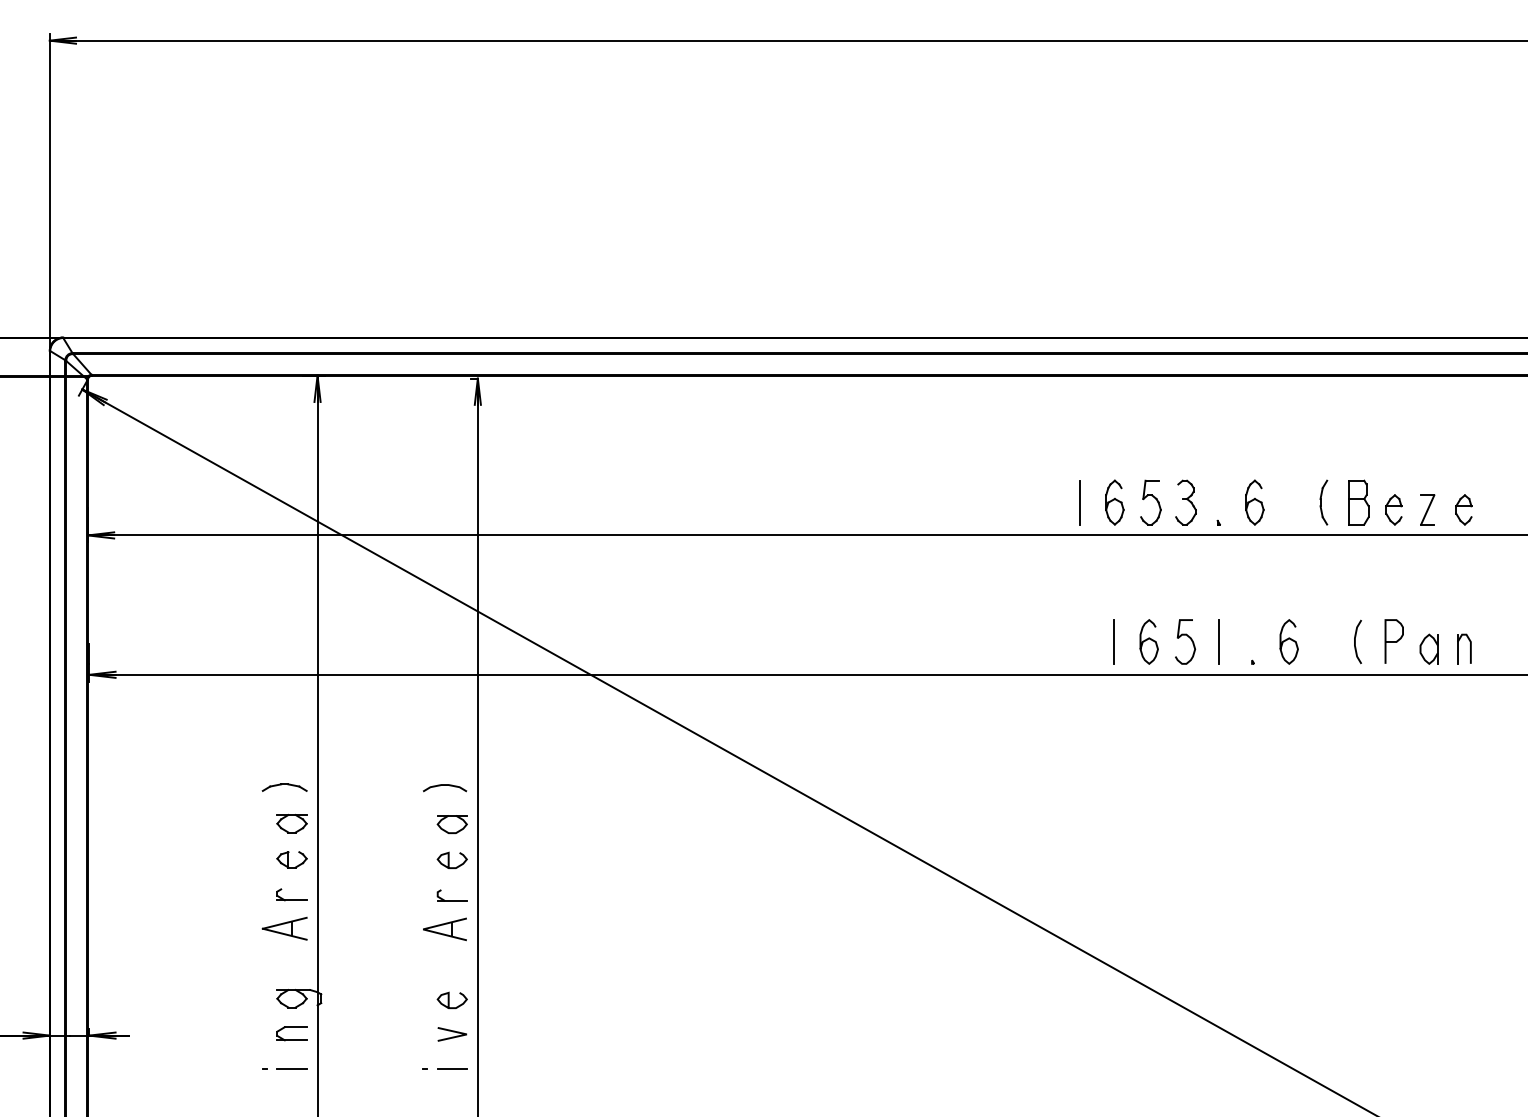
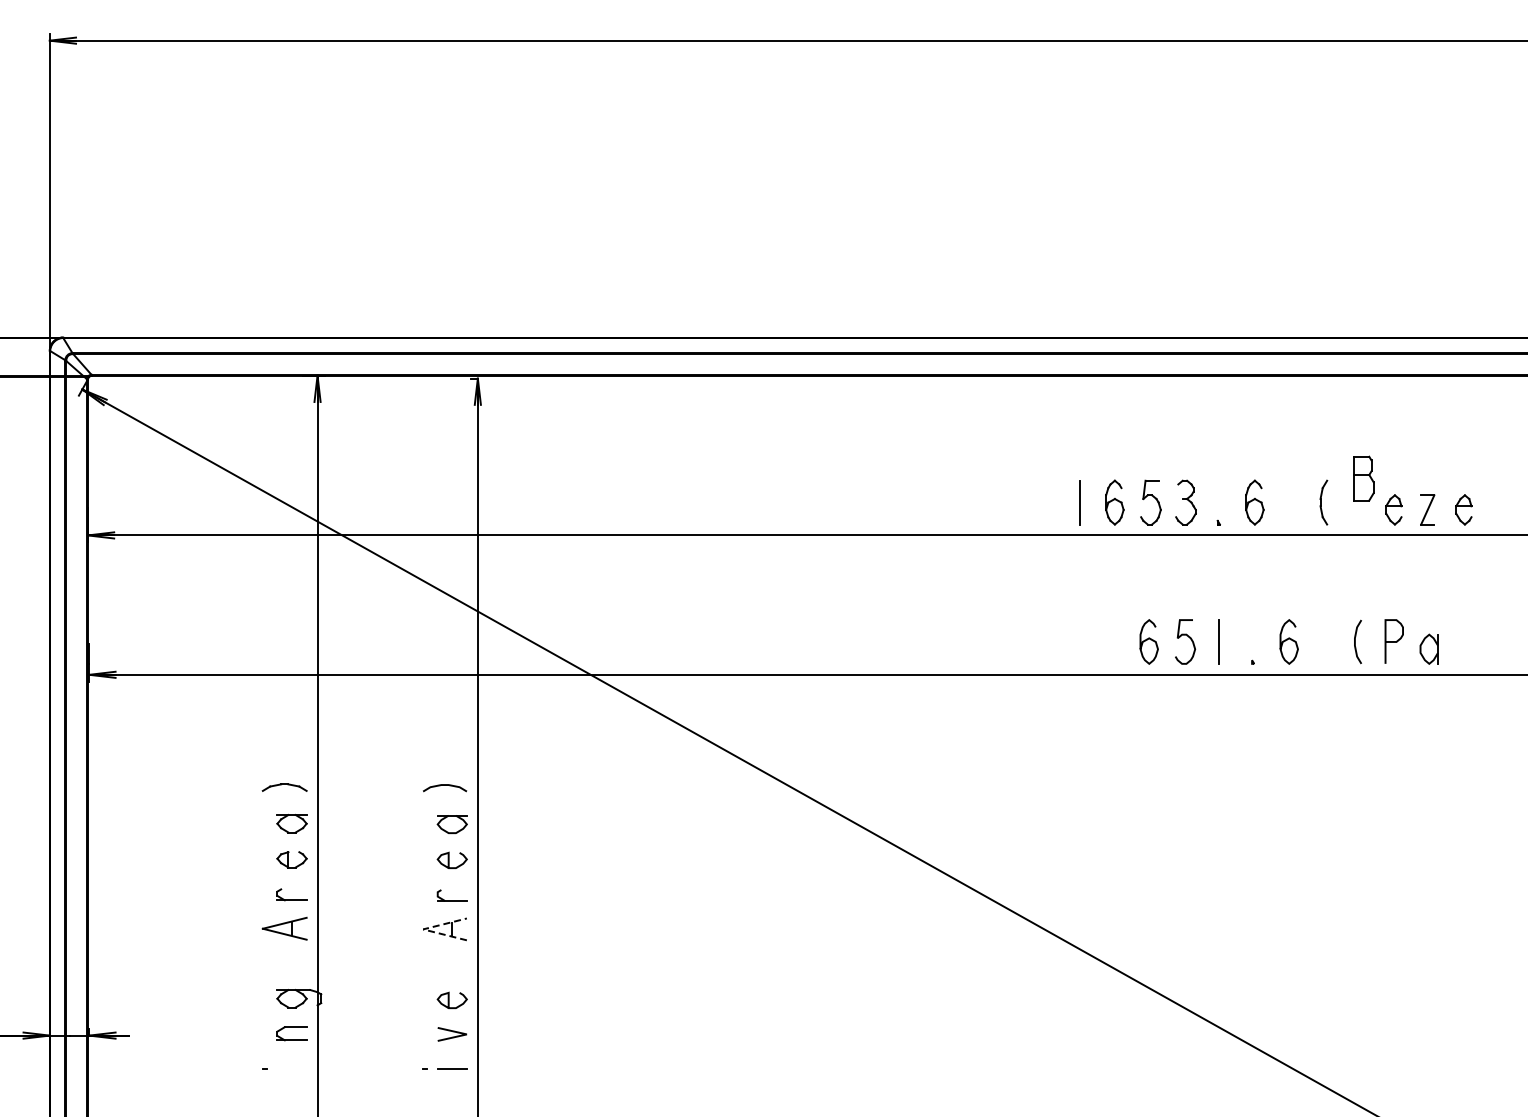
part position: (1358, 502) -> (1363, 478) (1363, 478)
line: present -> none (1114, 641)
part: present -> none (1464, 648)
line: solid -> dashed (423, 929)
line: present -> none (291, 1068)
